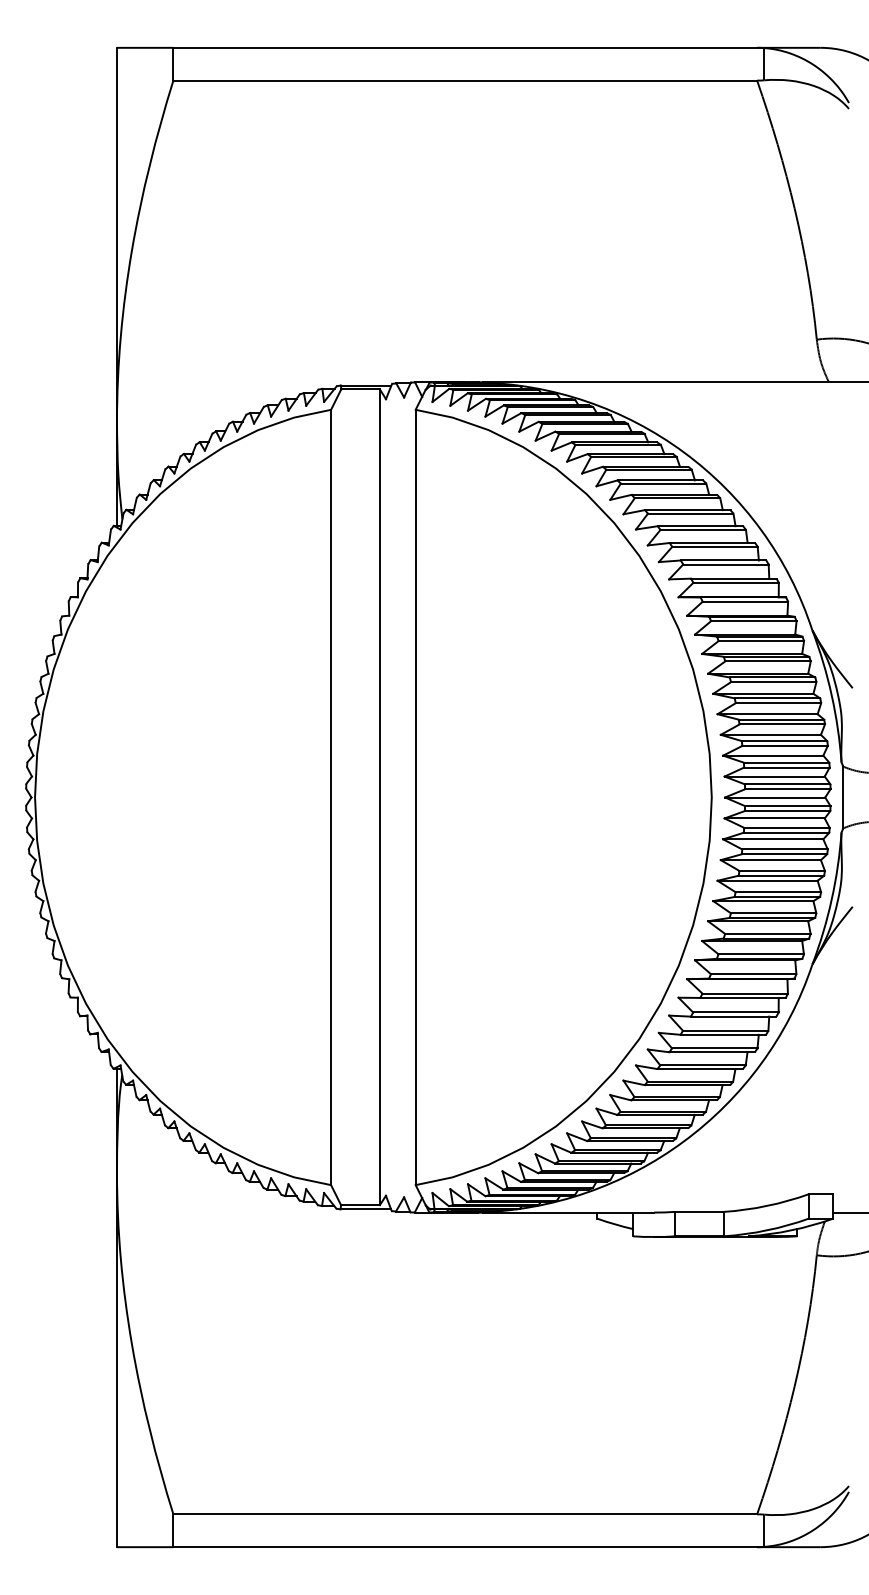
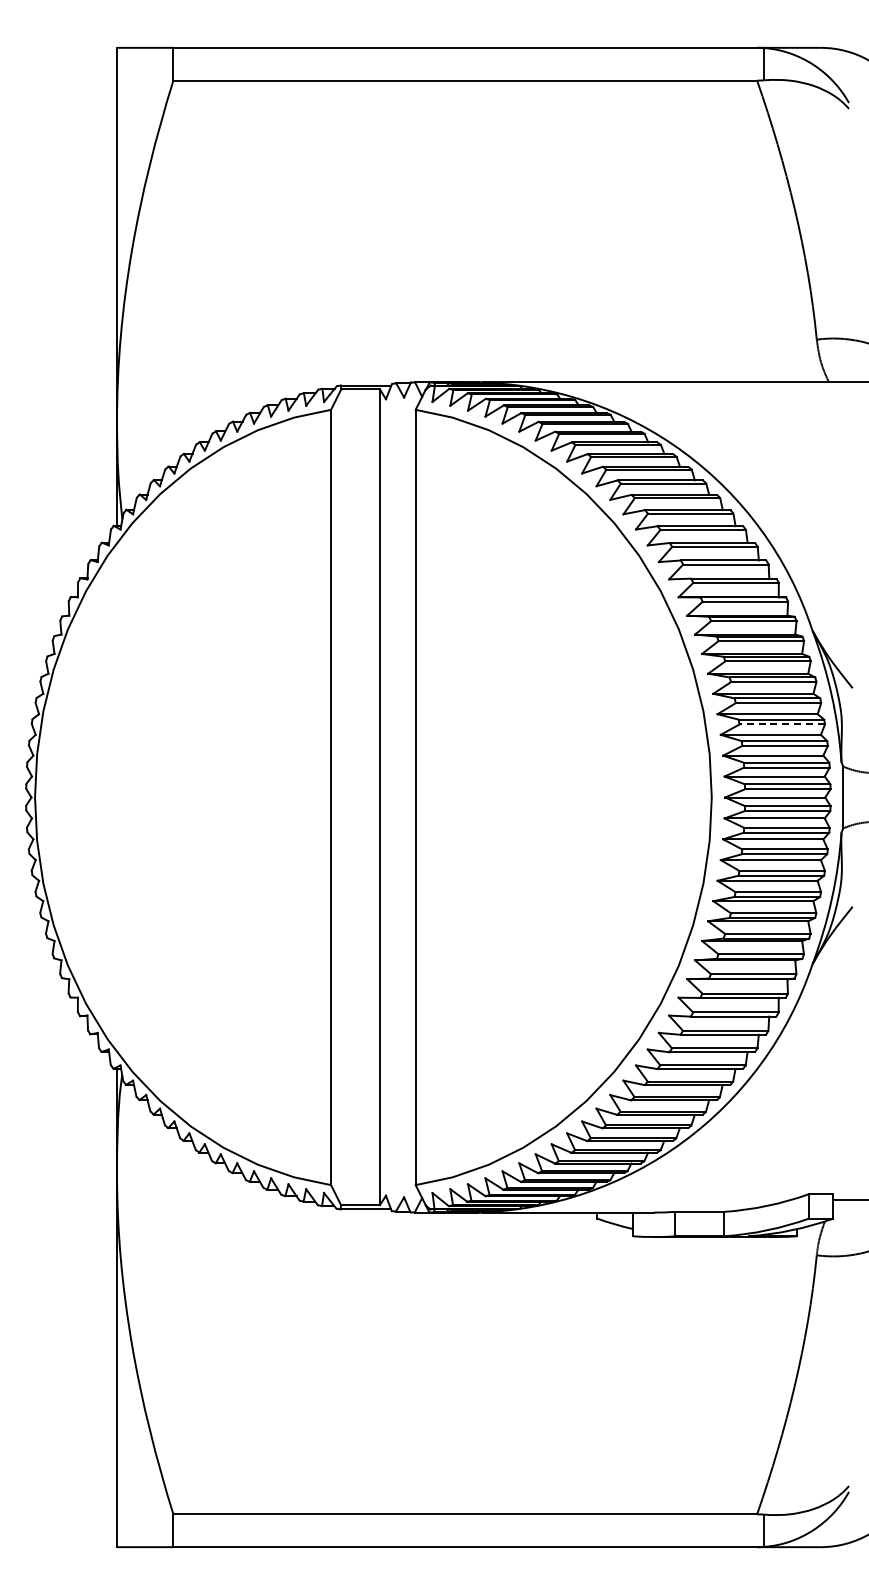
line: solid -> dashed (782, 724)
line position: (849, 1212) -> (849, 1199) (849, 1199)
